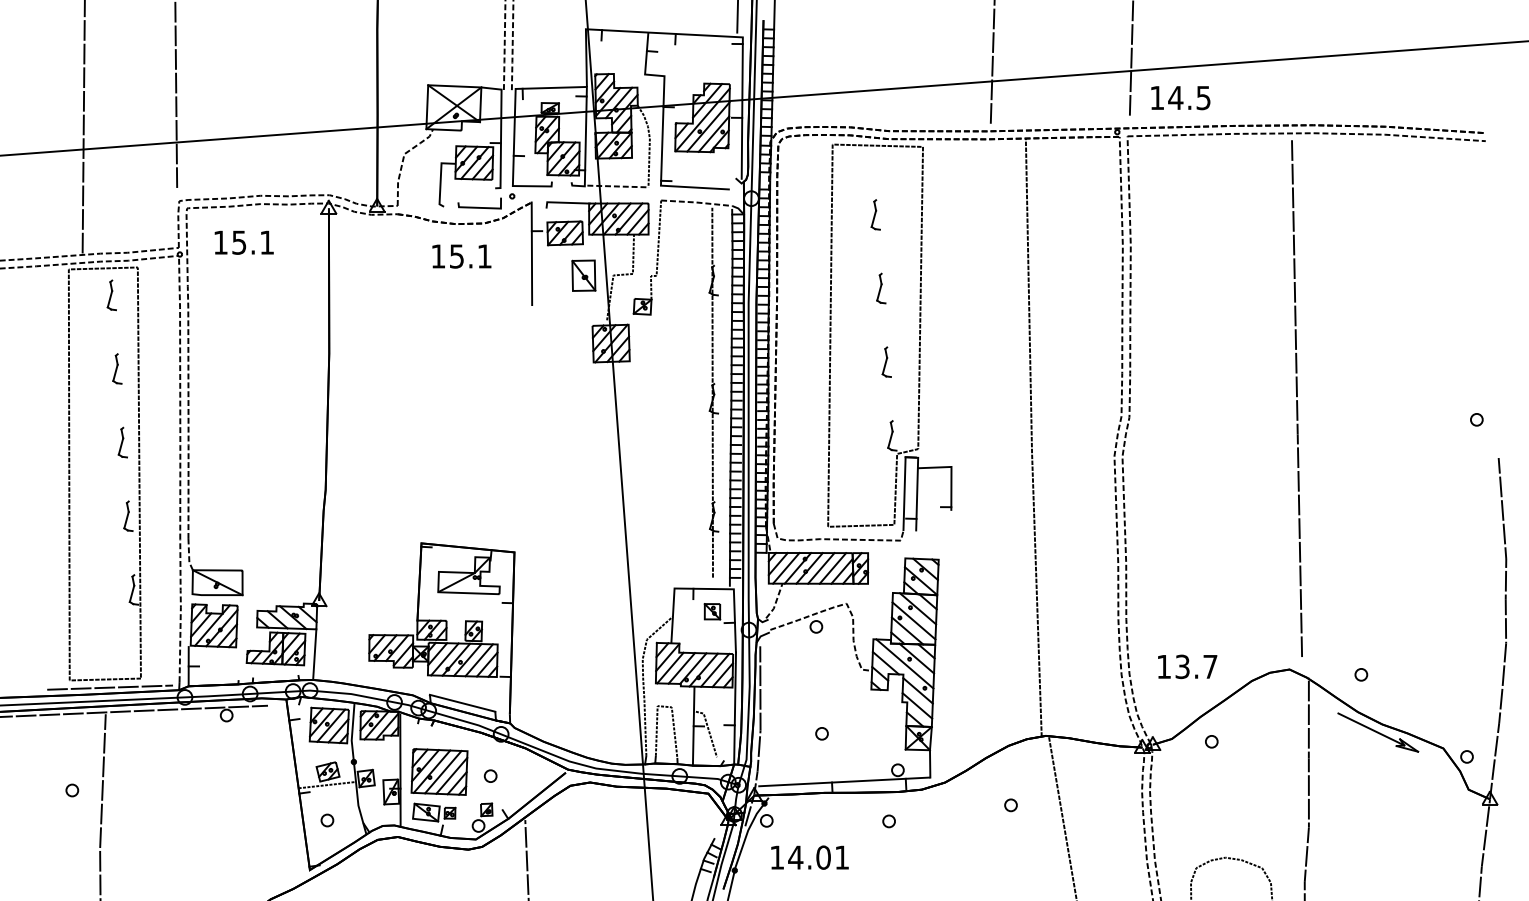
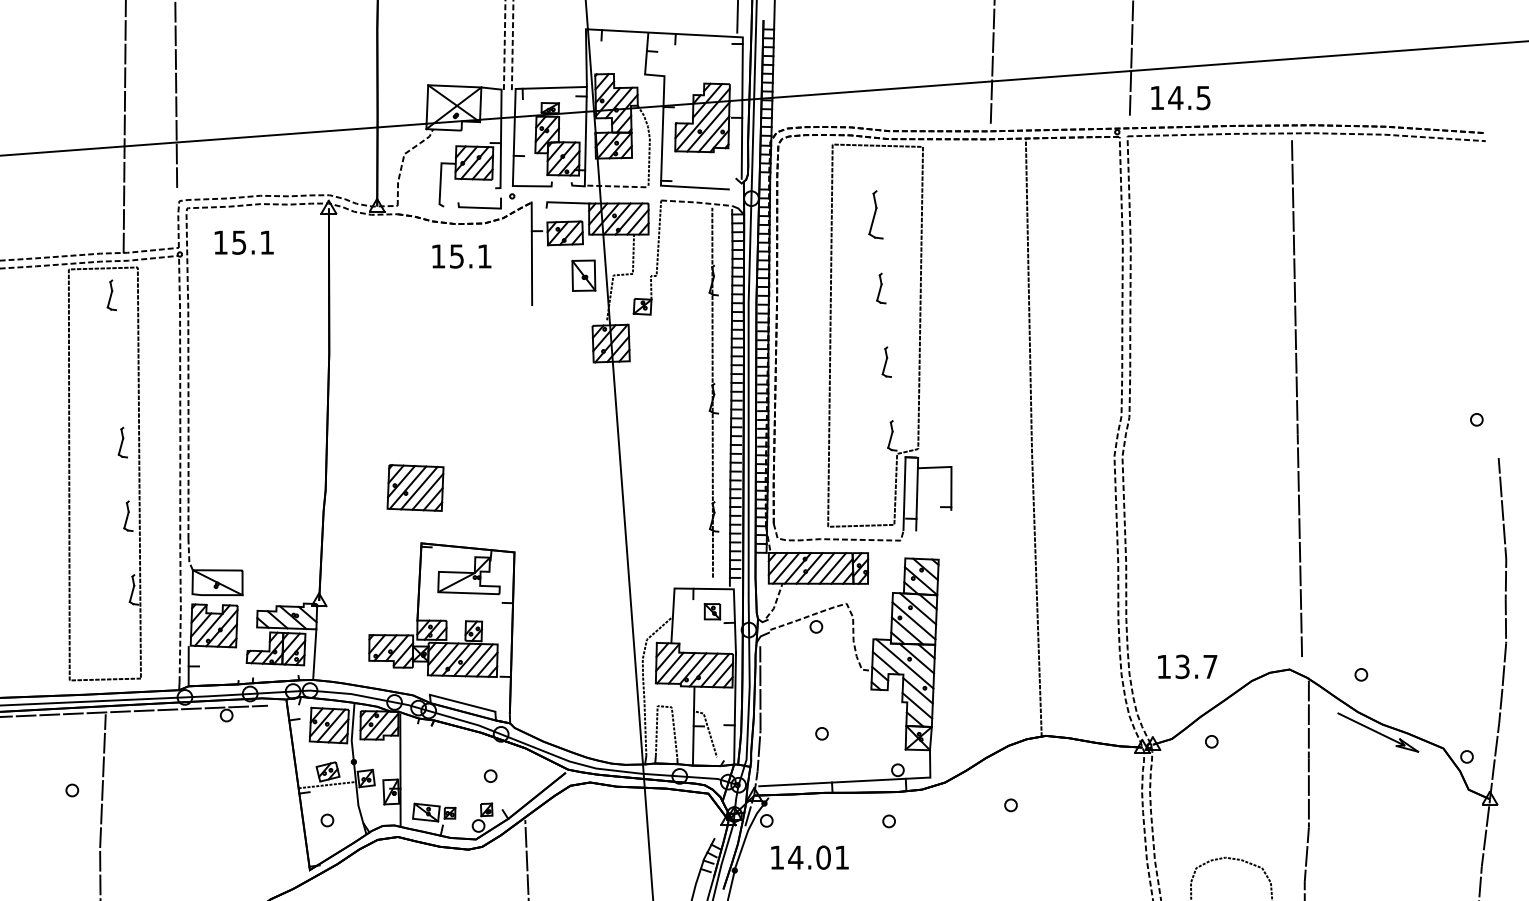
line position: (83, 127) -> (124, 127) (124, 127)
part size: 11x32 px -> 16x50 px (875, 214)
part: present -> none (117, 368)
line: present -> none (110, 687)
part position: (439, 771) -> (415, 487) (415, 487)
line: present -> none (1062, 817)
